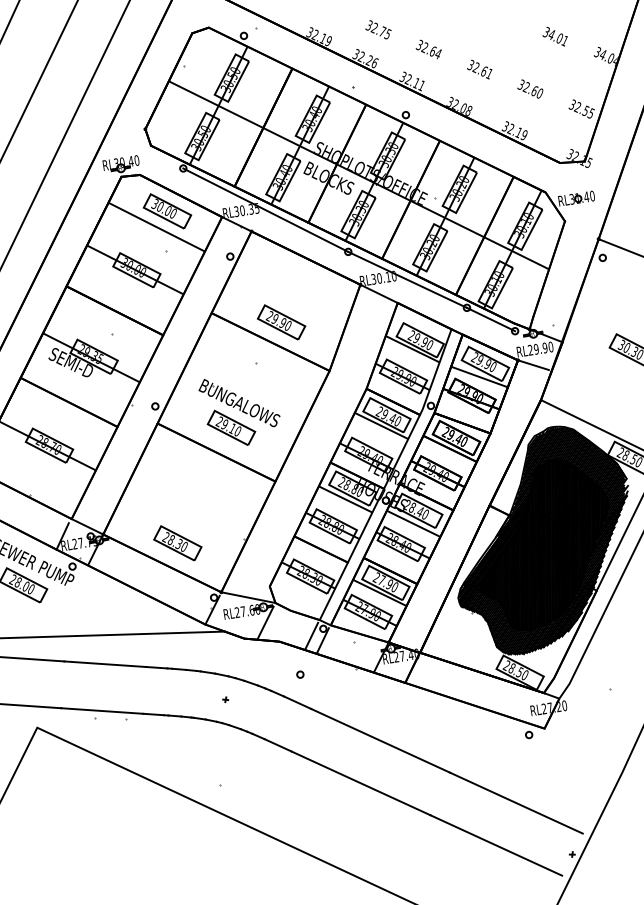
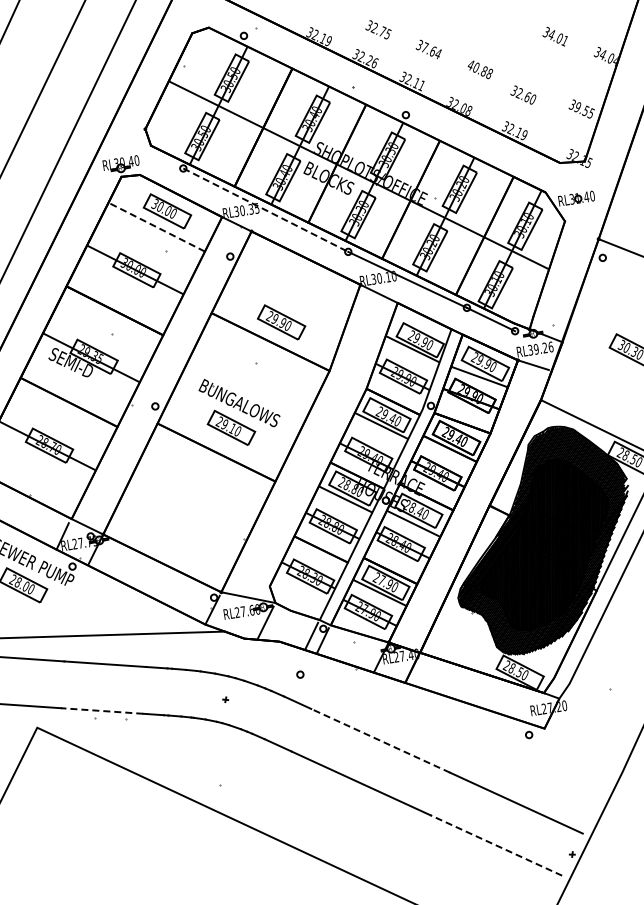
text: 32.64 -> 37.64 (424, 47)
text: 32.61 -> 40.88 (480, 69)
line position: (39, 79) -> (43, 87) (43, 87)
text position: (530, 88) -> (523, 94) (523, 94)
text: 32.55 -> 39.55 (576, 107)
line position: (65, 134) -> (68, 140) (68, 140)
line: solid -> dashed (266, 210)
line: solid -> dashed (156, 226)
text: RL29.90 -> RL39.26 (540, 348)
part: present -> none (177, 543)
line: solid -> dashed (101, 710)
line: solid -> dashed (380, 740)
line: solid -> dashed (495, 845)
